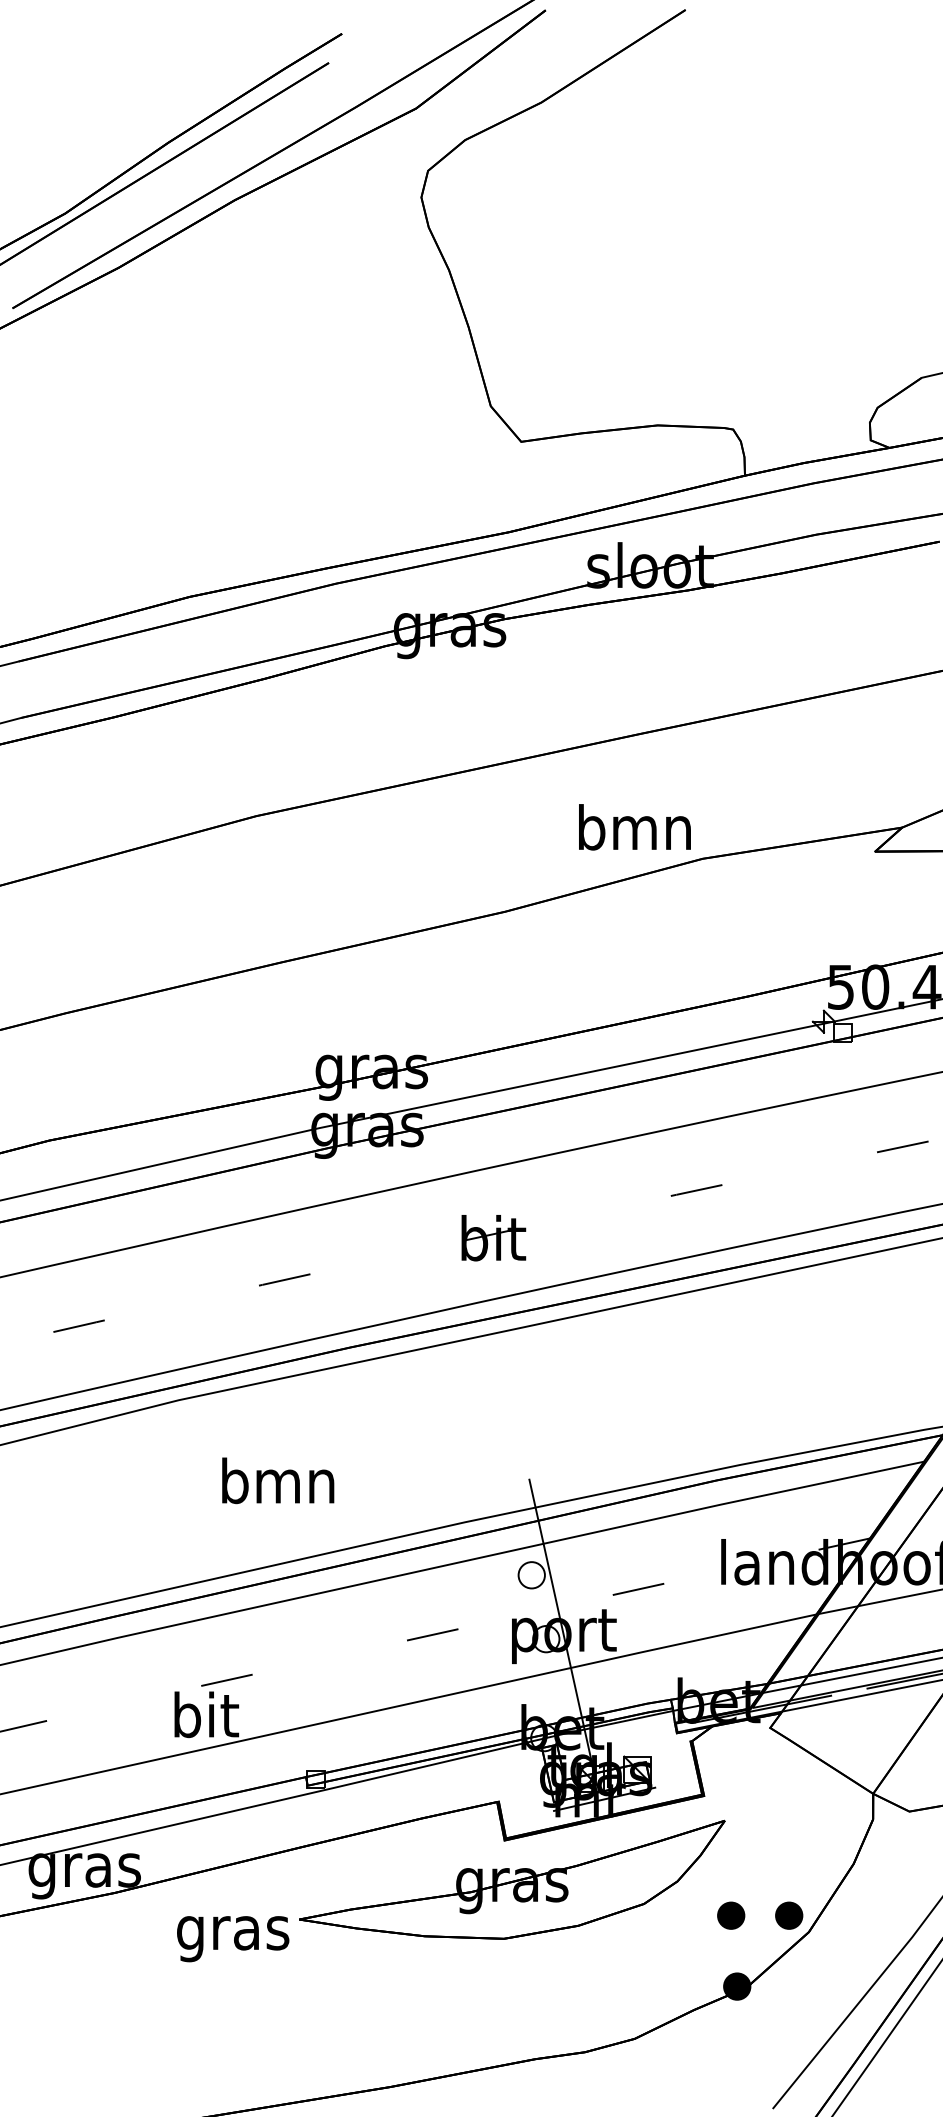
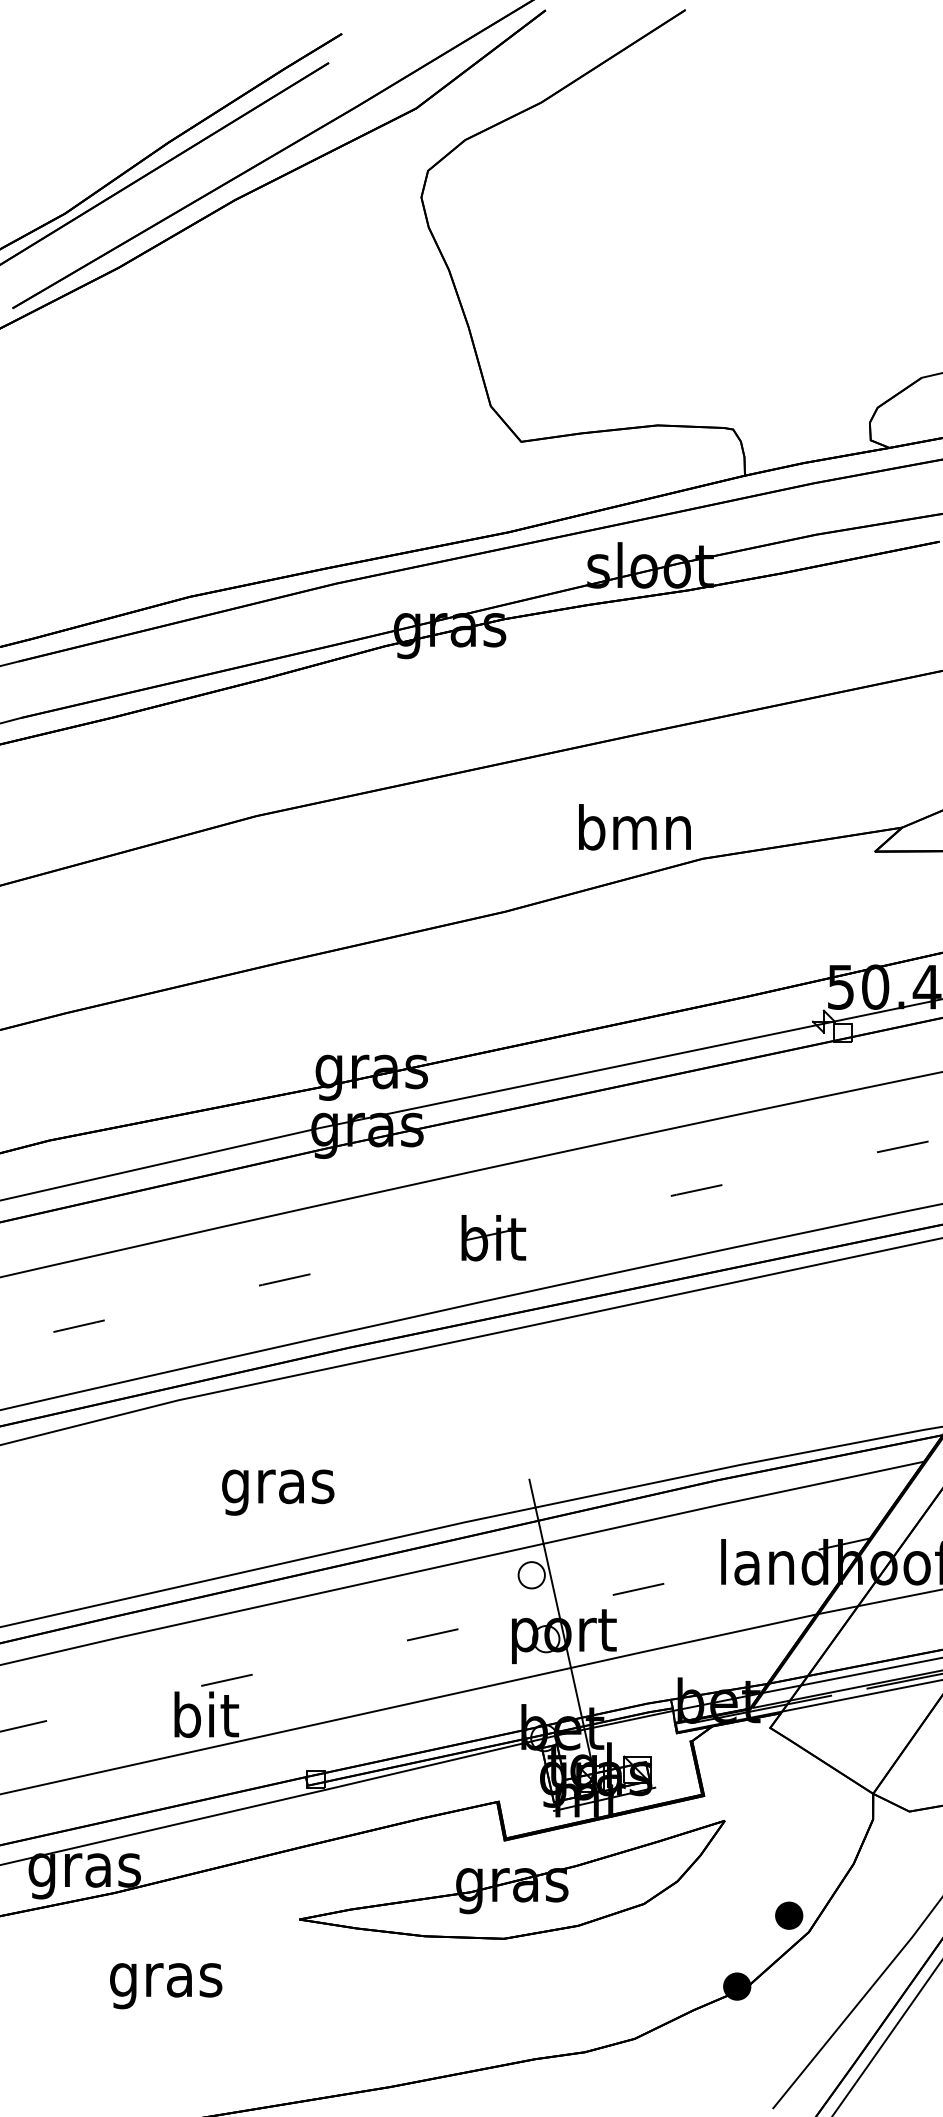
text: bmn -> gras (278, 1486)
part: present -> none (731, 1915)
text position: (233, 1939) -> (166, 1986) (166, 1986)
